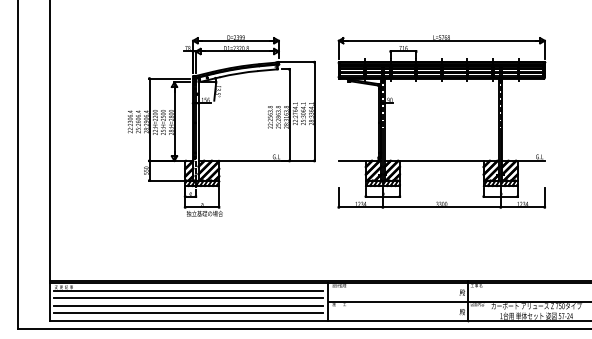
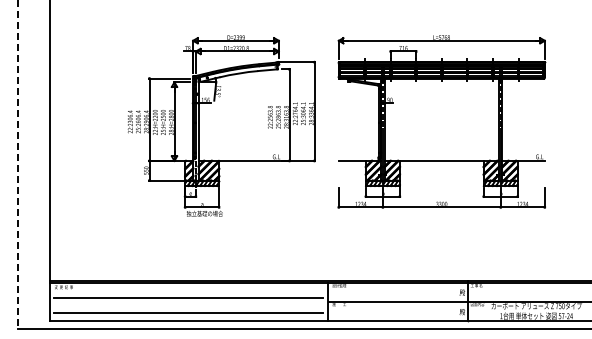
line: solid -> dashed (17, 164)
line: present -> none (188, 290)
line: present -> none (188, 305)
